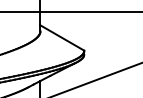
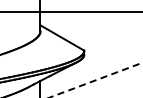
line: solid -> dashed (95, 80)
